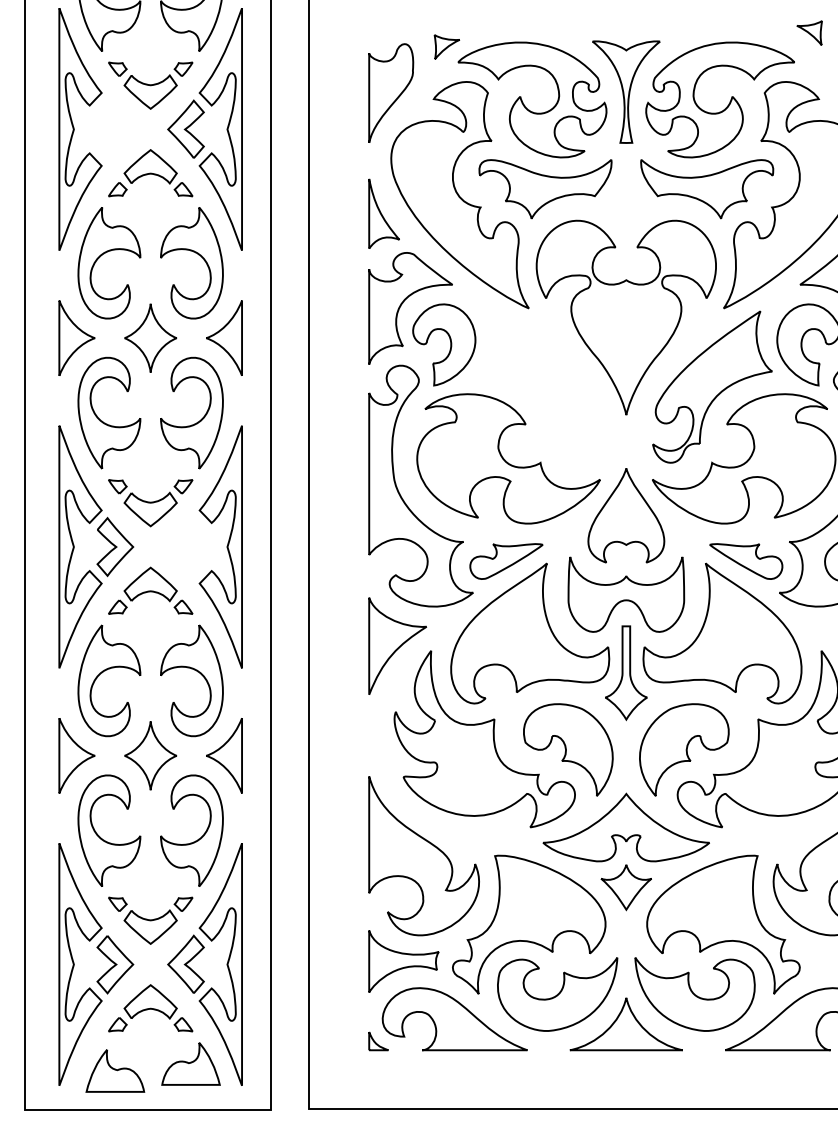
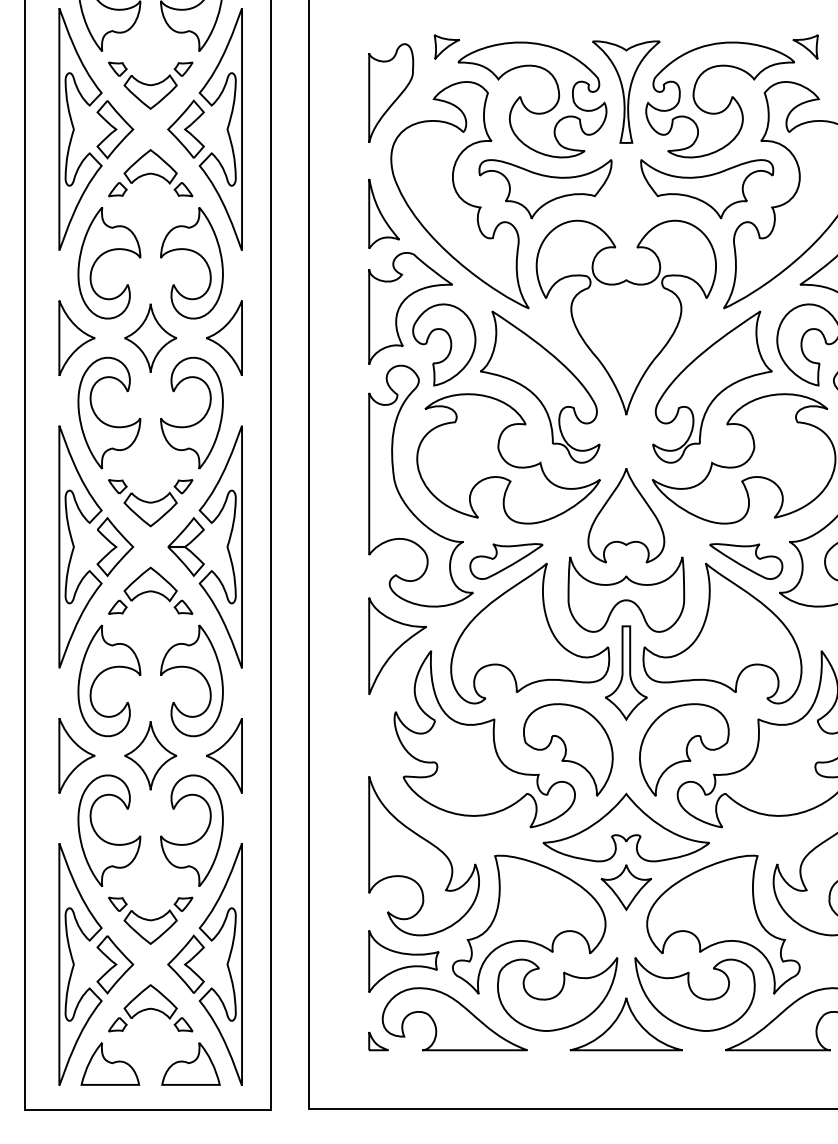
part position: (809, 32) -> (805, 46) (805, 46)
part: none -> present (115, 129)
part: none -> present (540, 386)
part: none -> present (185, 547)
part position: (115, 1070) -> (110, 1063) (110, 1063)
